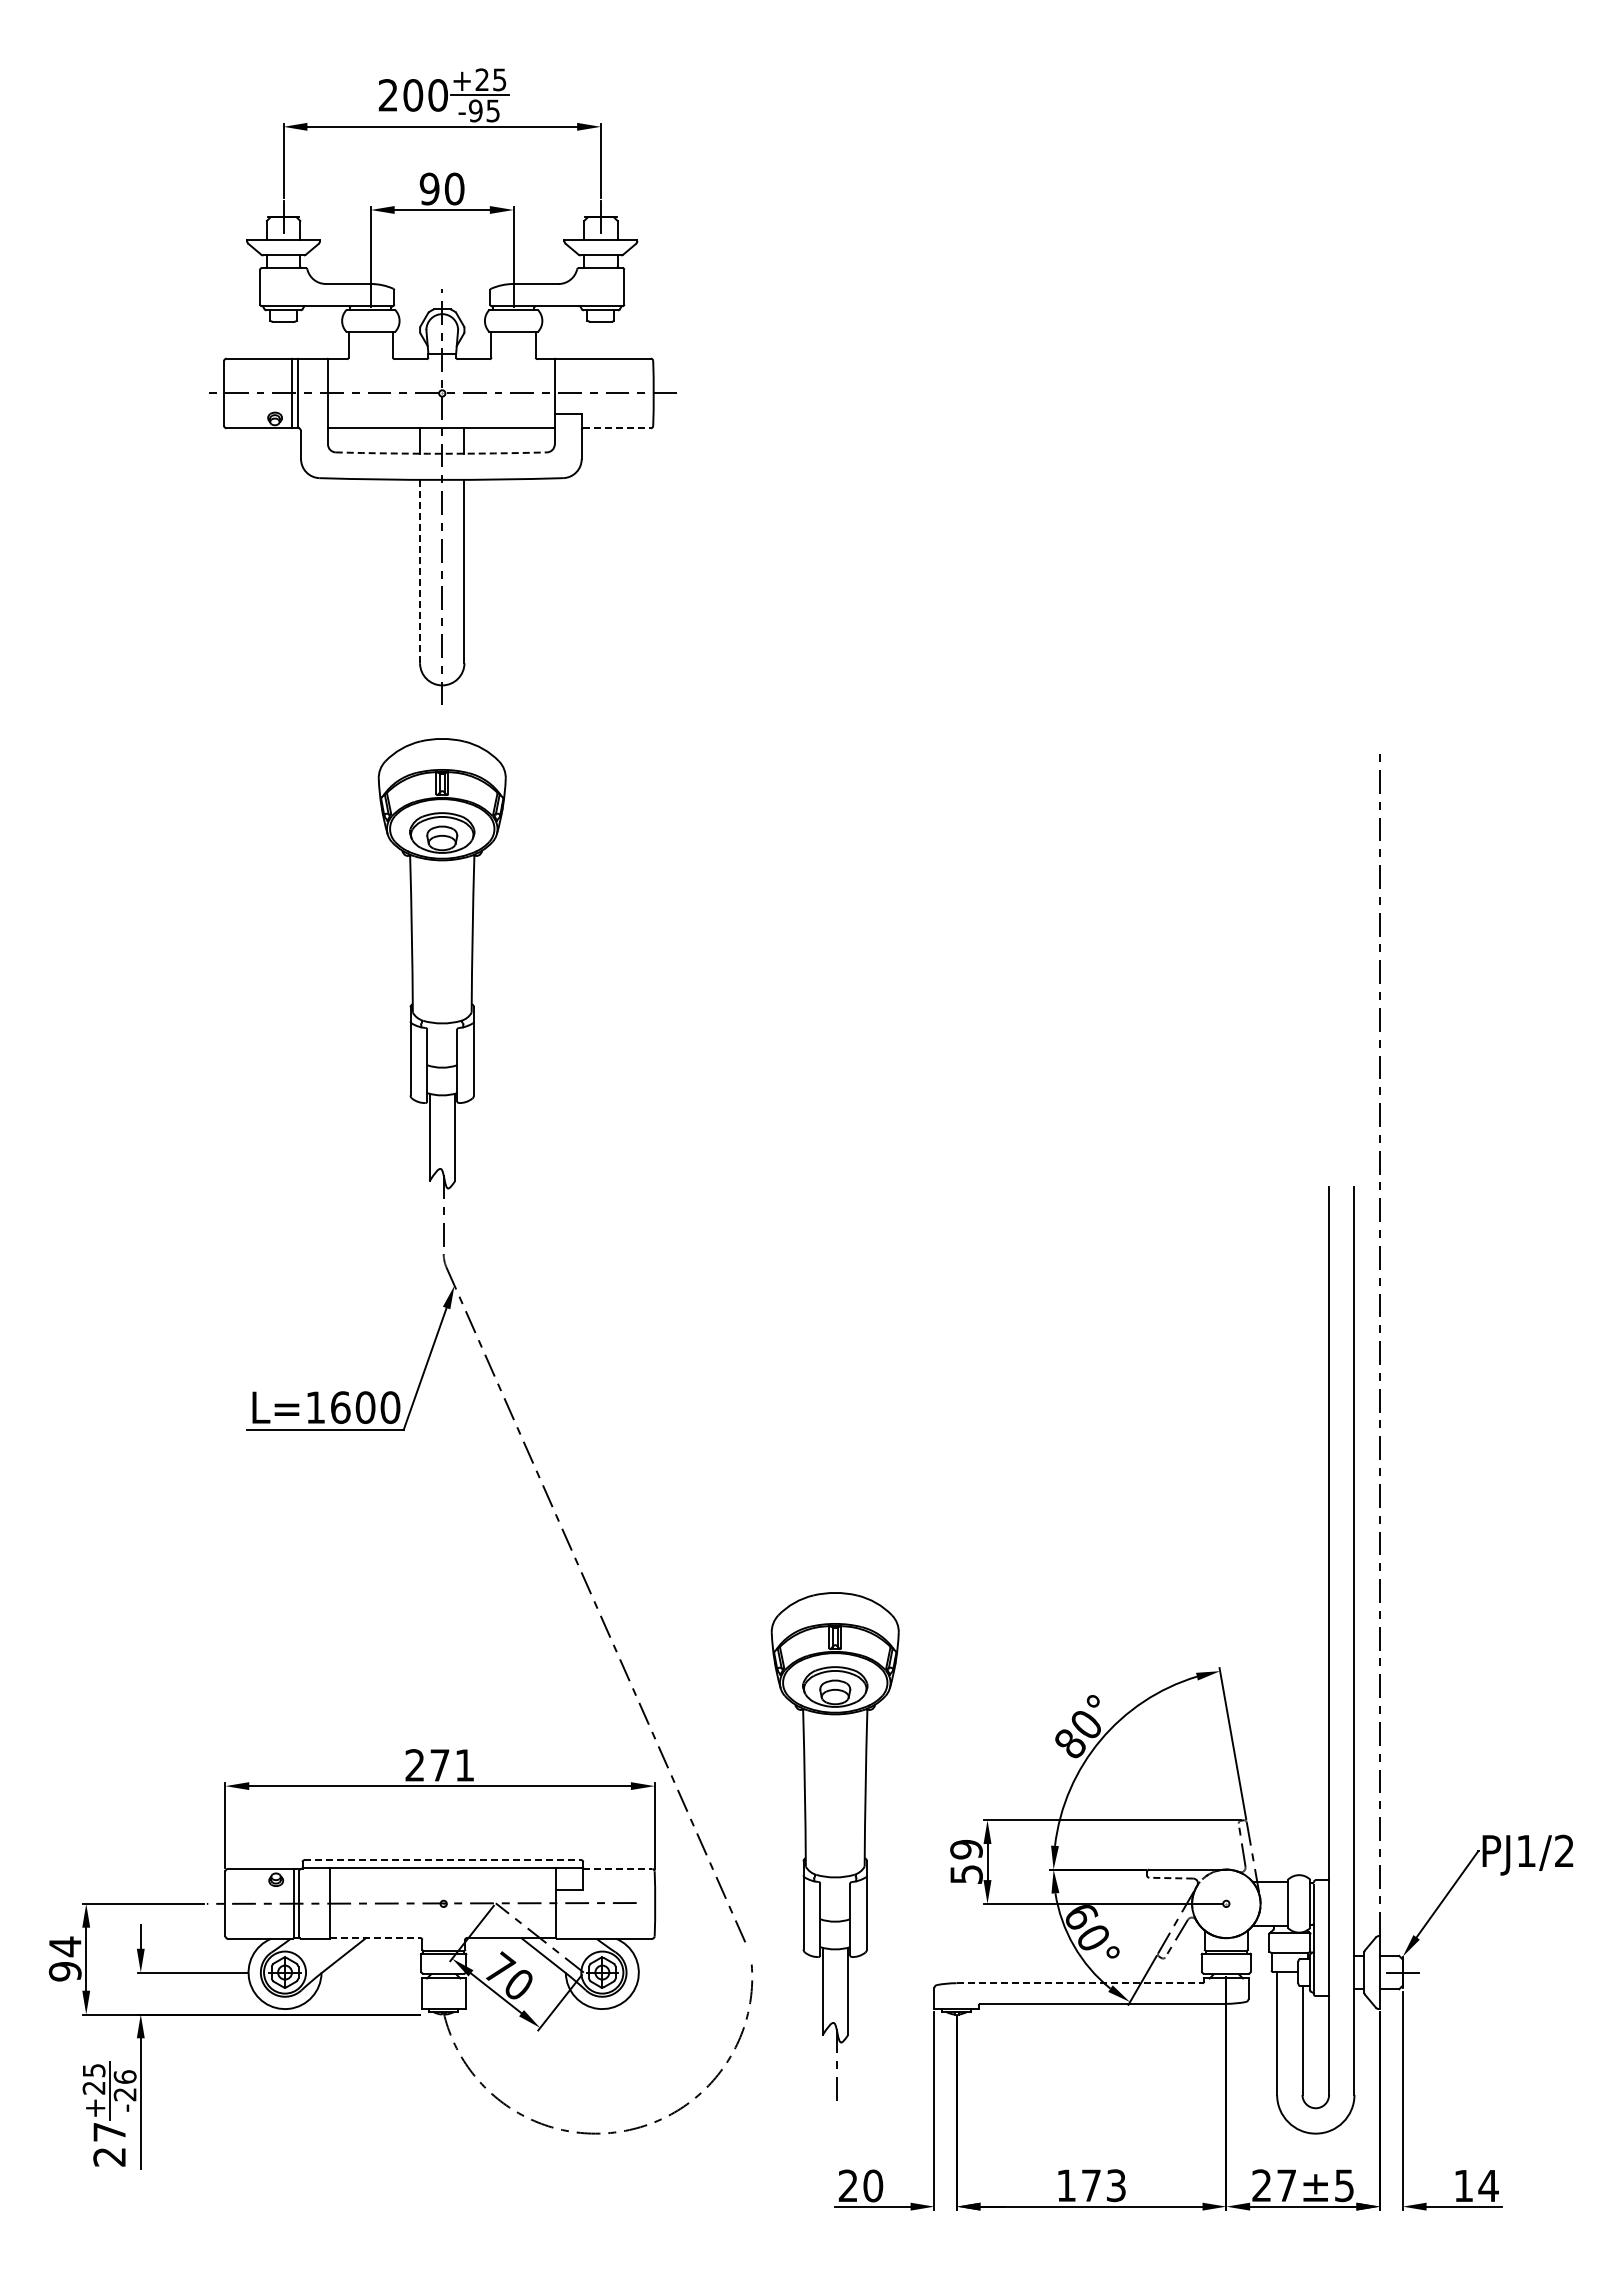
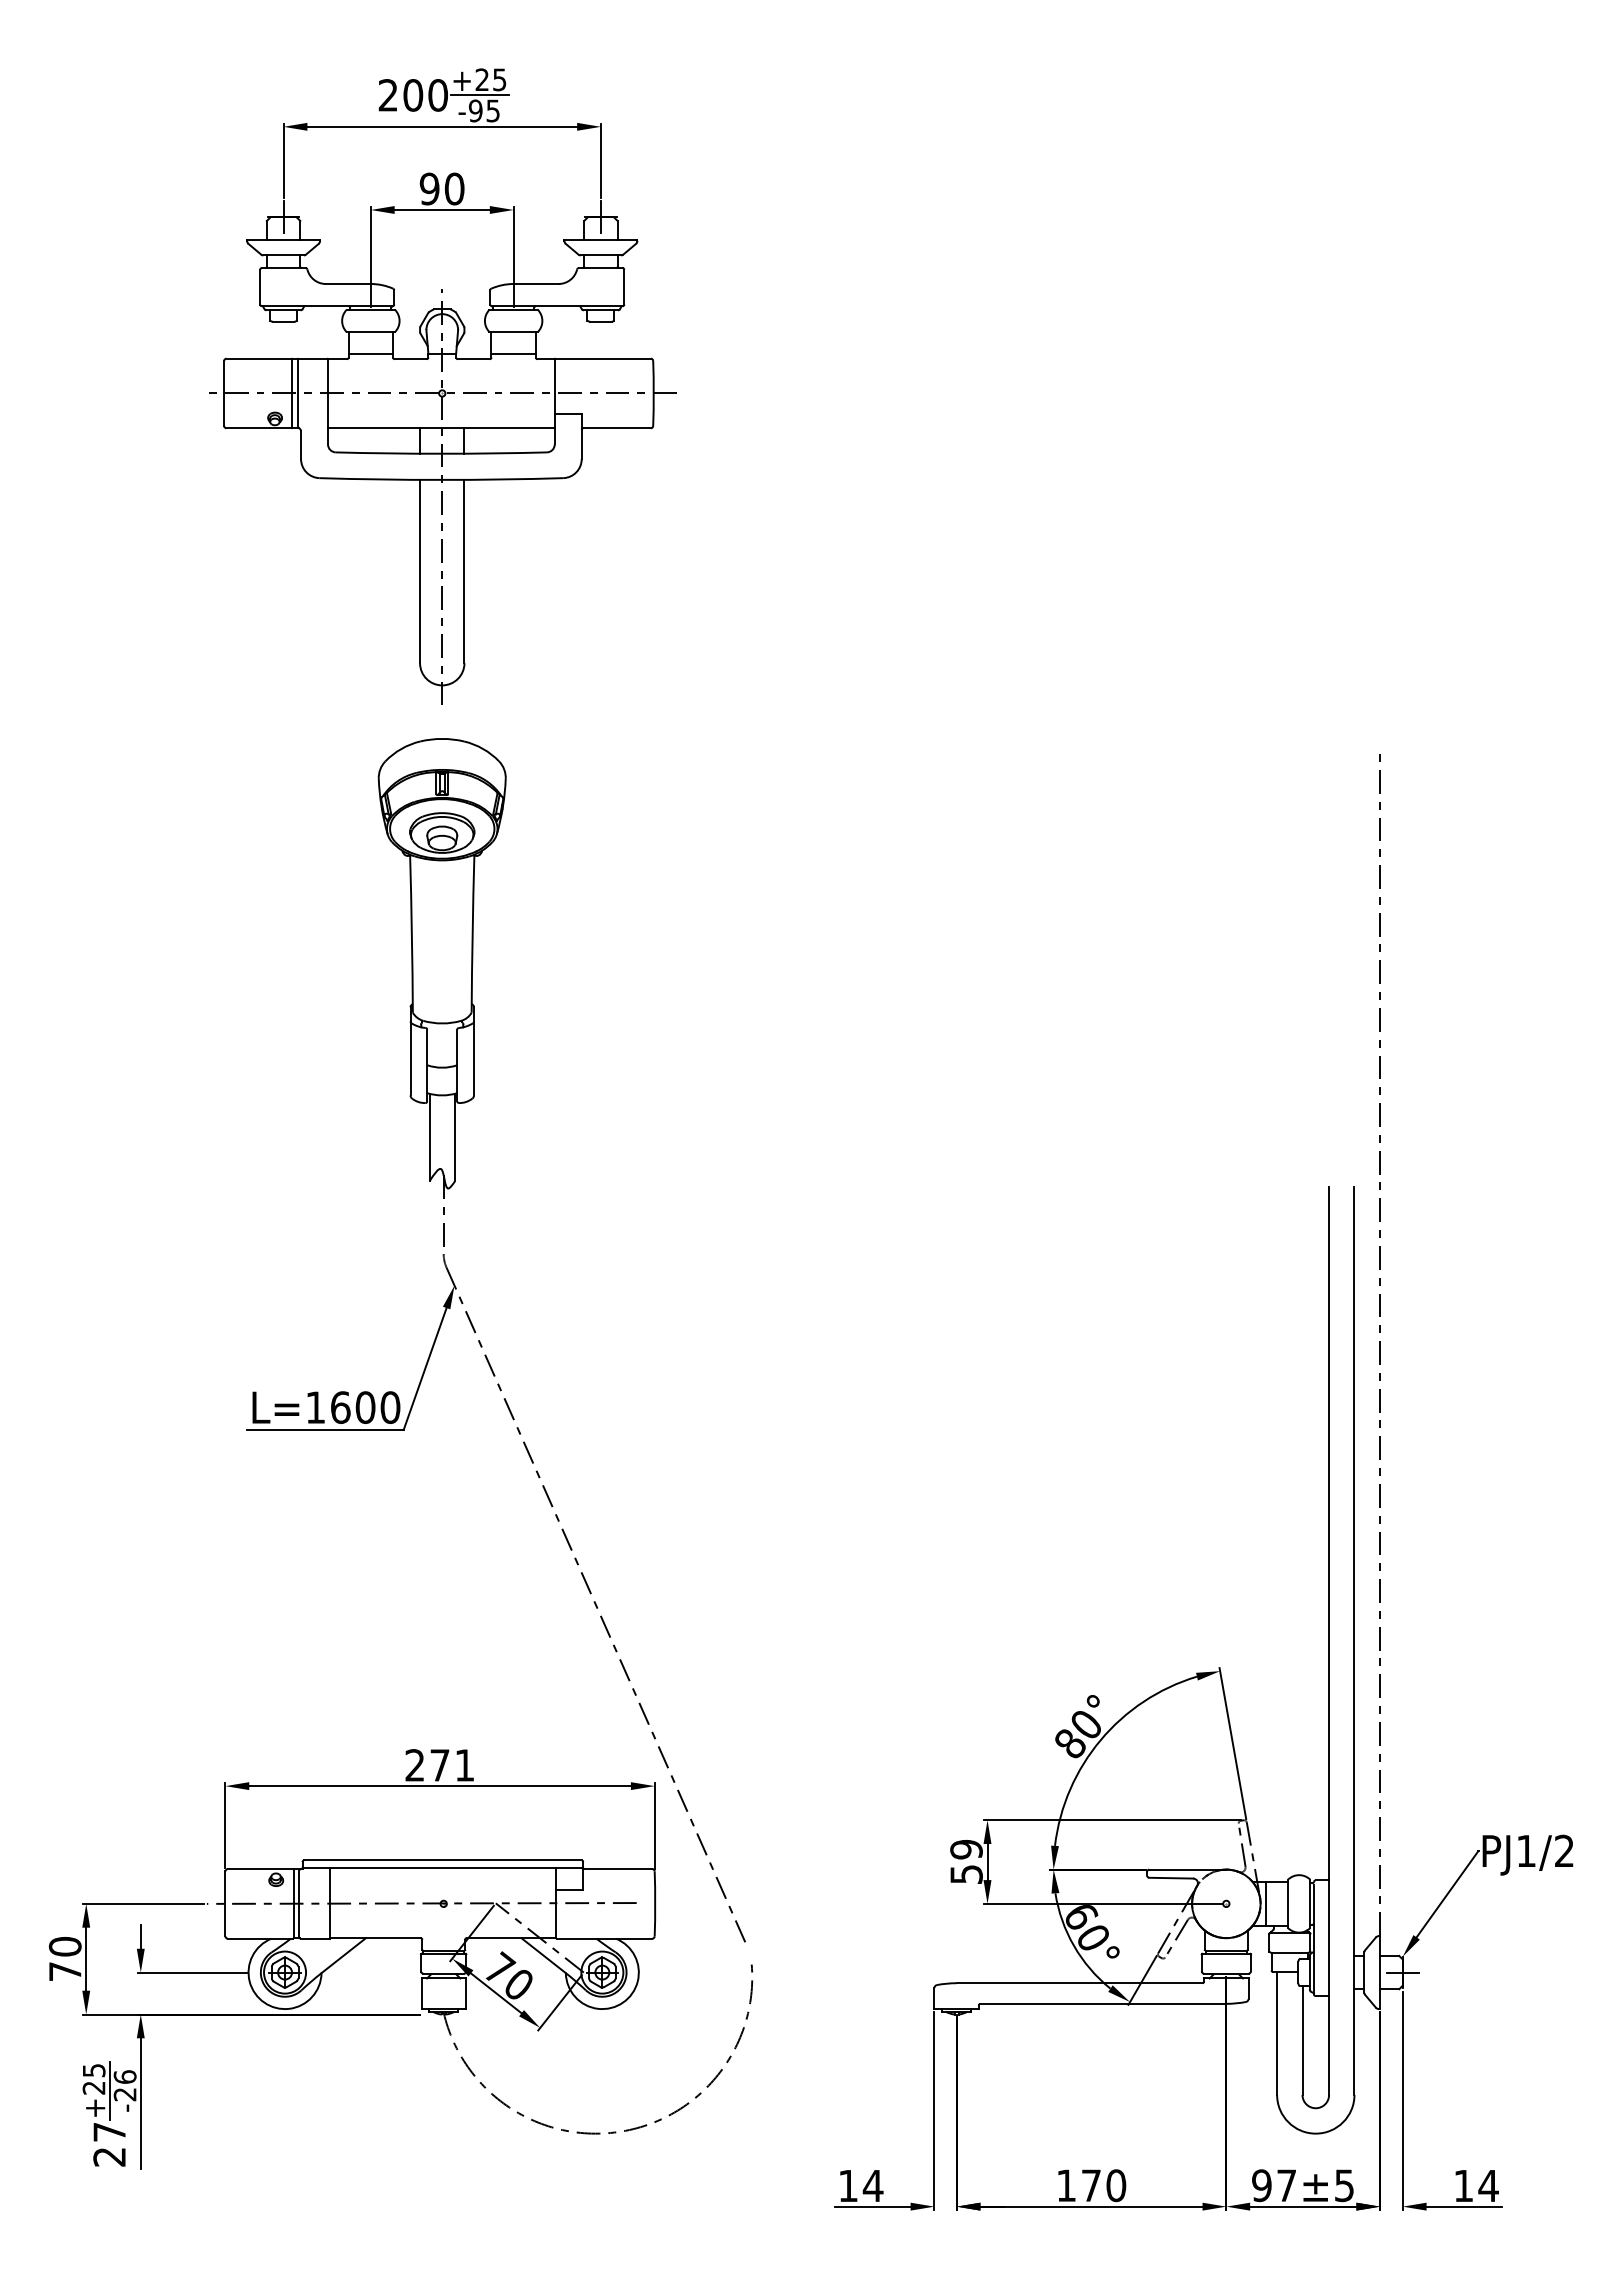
line: none -> present (370, 353)
line: none -> present (513, 353)
line: dashed -> solid (617, 428)
arc: dashed -> solid (441, 453)
line: dashed -> solid (420, 571)
part: present -> none (834, 1846)
line: dashed -> solid (442, 1860)
line: dashed -> solid (617, 1869)
line: dashed -> solid (1171, 1878)
line: none -> present (1266, 1903)
line: dashed -> solid (375, 1938)
text: 94 -> 70 (64, 1958)
line: dashed -> solid (1079, 1983)
text: 20 -> 14 (860, 2185)
text: 173 -> 170 (1116, 2185)
text: 27±5 -> 97±5 (1261, 2185)
